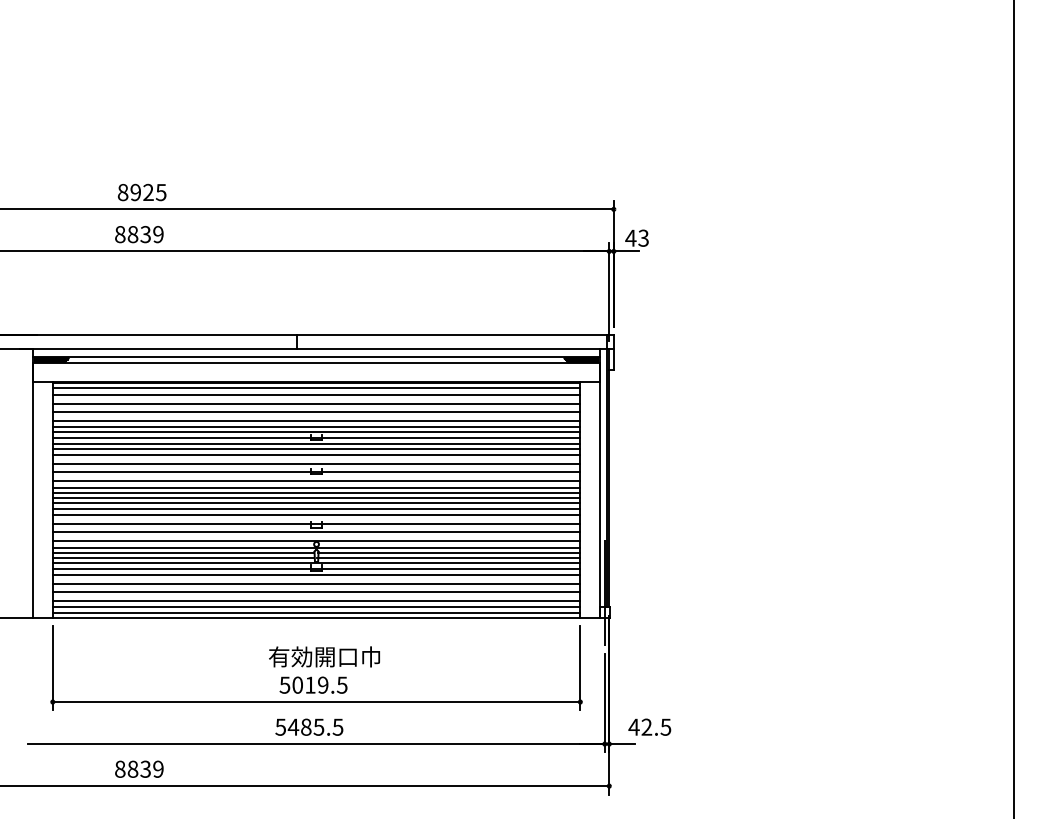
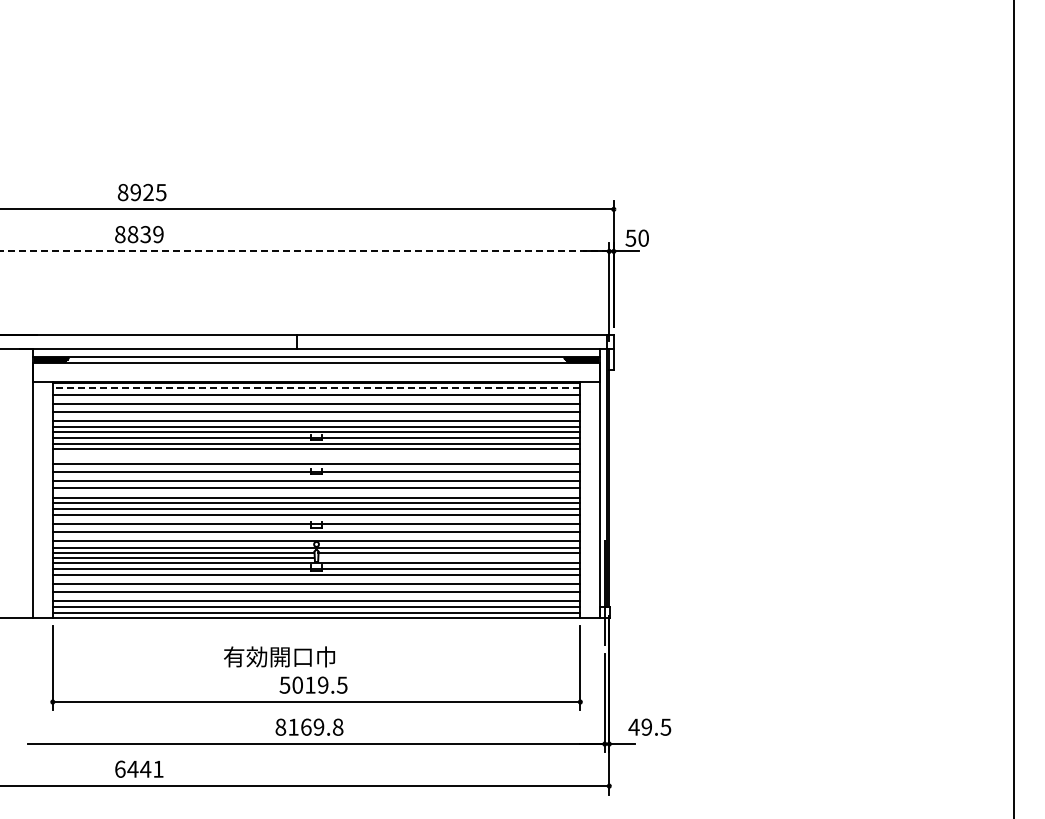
text: 43 -> 50 (636, 237)
line: solid -> dashed (304, 251)
line: solid -> dashed (316, 388)
line: present -> none (316, 455)
line: present -> none (316, 492)
line: present -> none (448, 558)
text position: (324, 656) -> (279, 656) (279, 656)
text: 5485.5 -> 8169.8 (309, 726)
text: 42.5 -> 49.5 (646, 727)
text: 8839 -> 6441 (139, 768)
